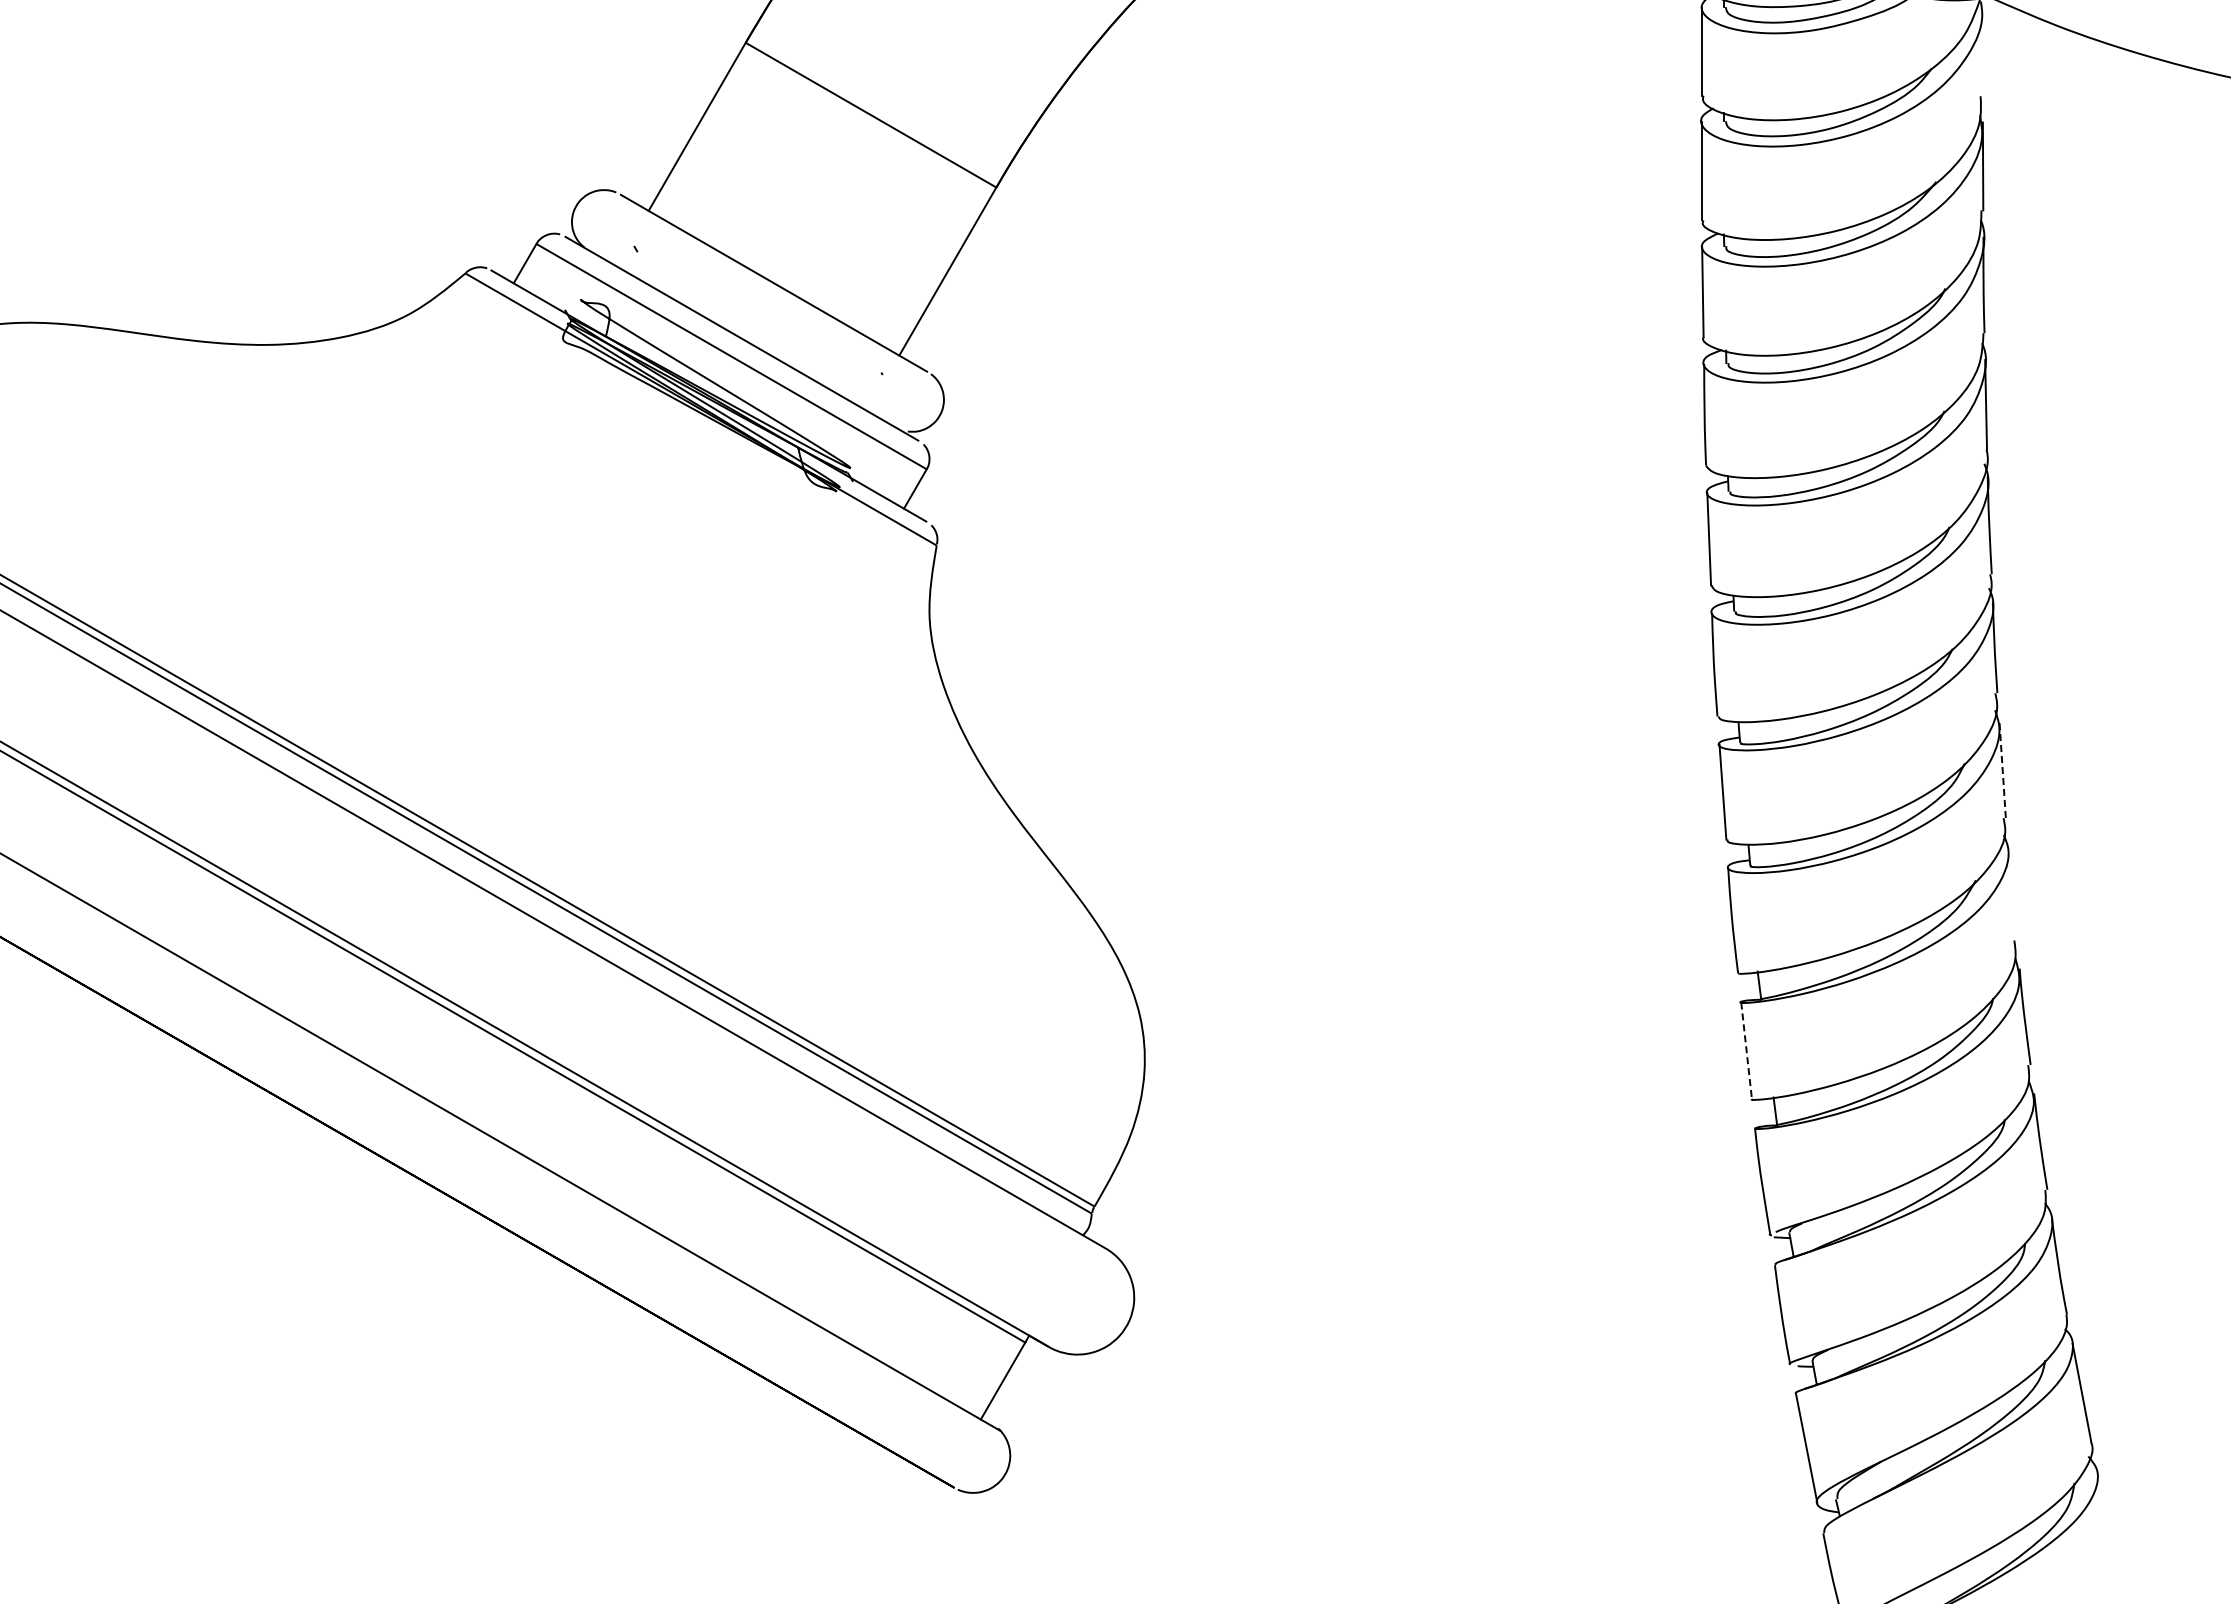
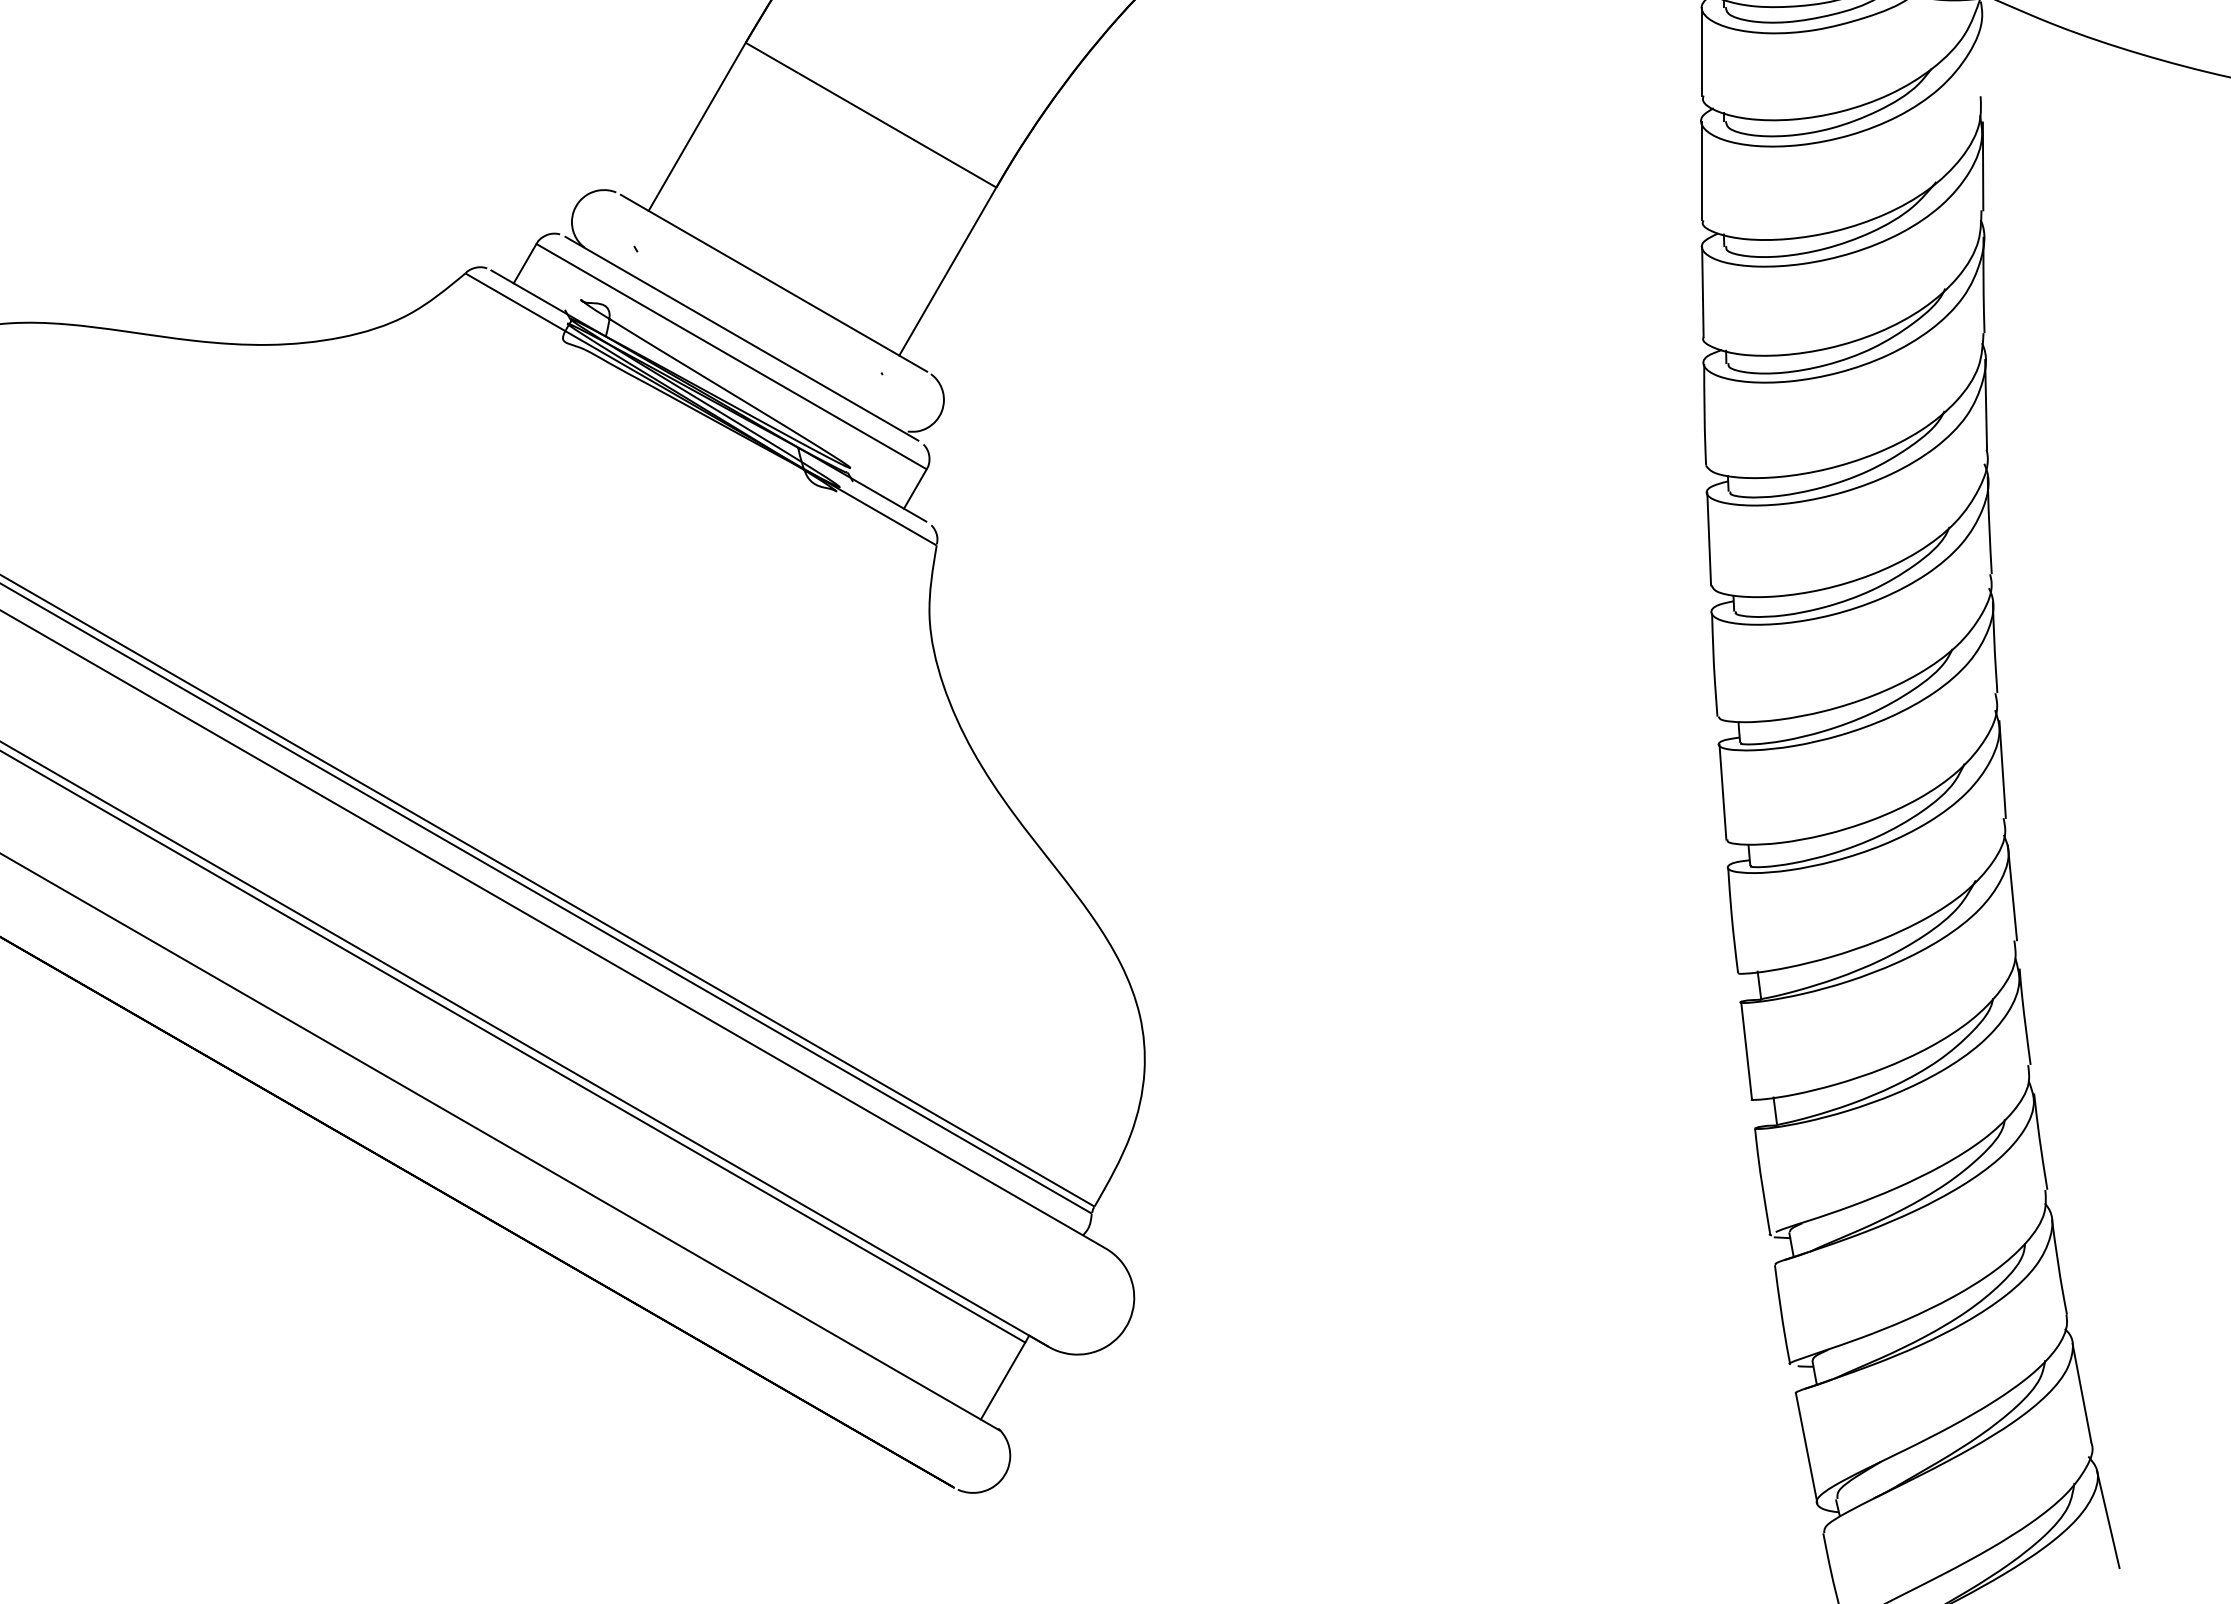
line: dashed -> solid (2002, 769)
line: none -> present (2012, 892)
line: dashed -> solid (1746, 1050)
line: none -> present (2108, 1519)
